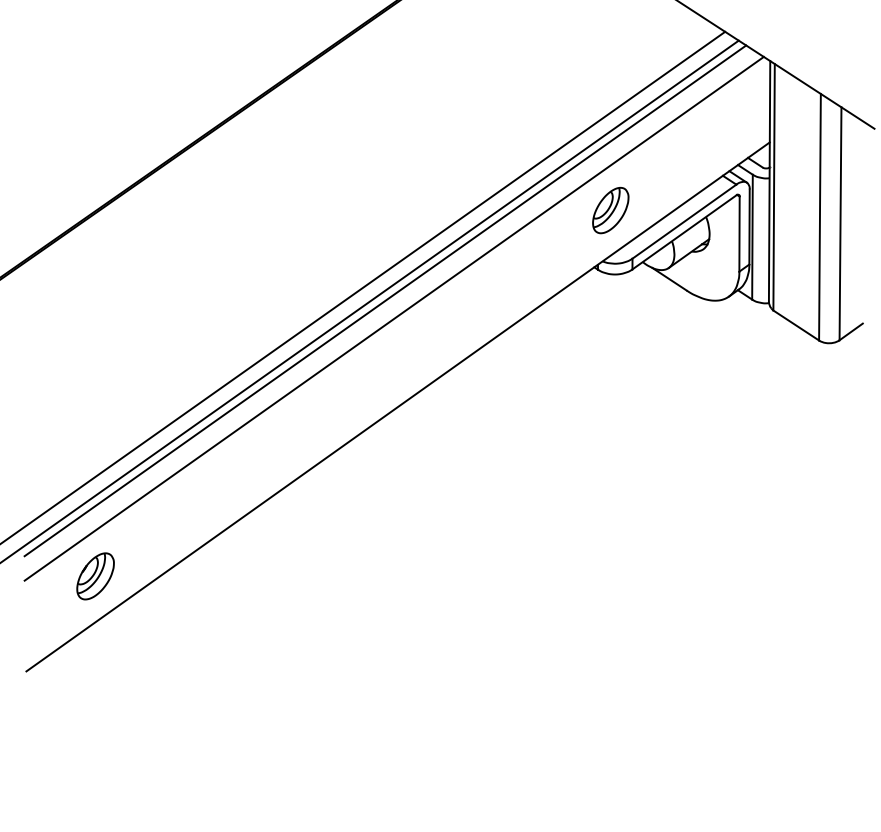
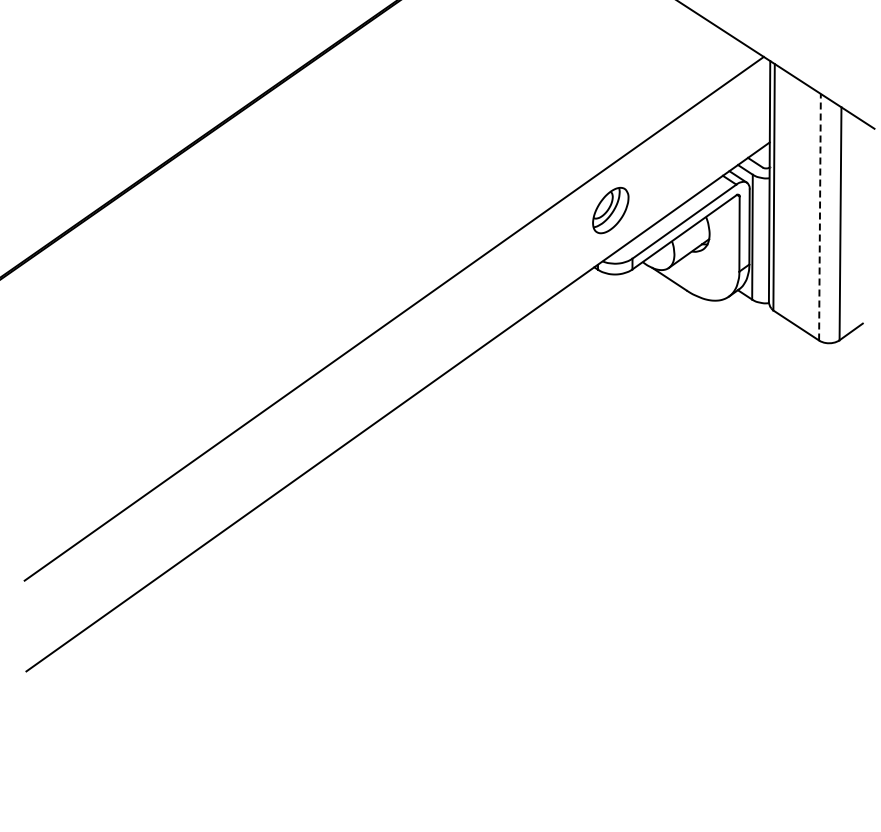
line: solid -> dashed (819, 216)
line: present -> none (363, 286)
line: present -> none (370, 300)
line: present -> none (385, 300)
part: present -> none (95, 576)
